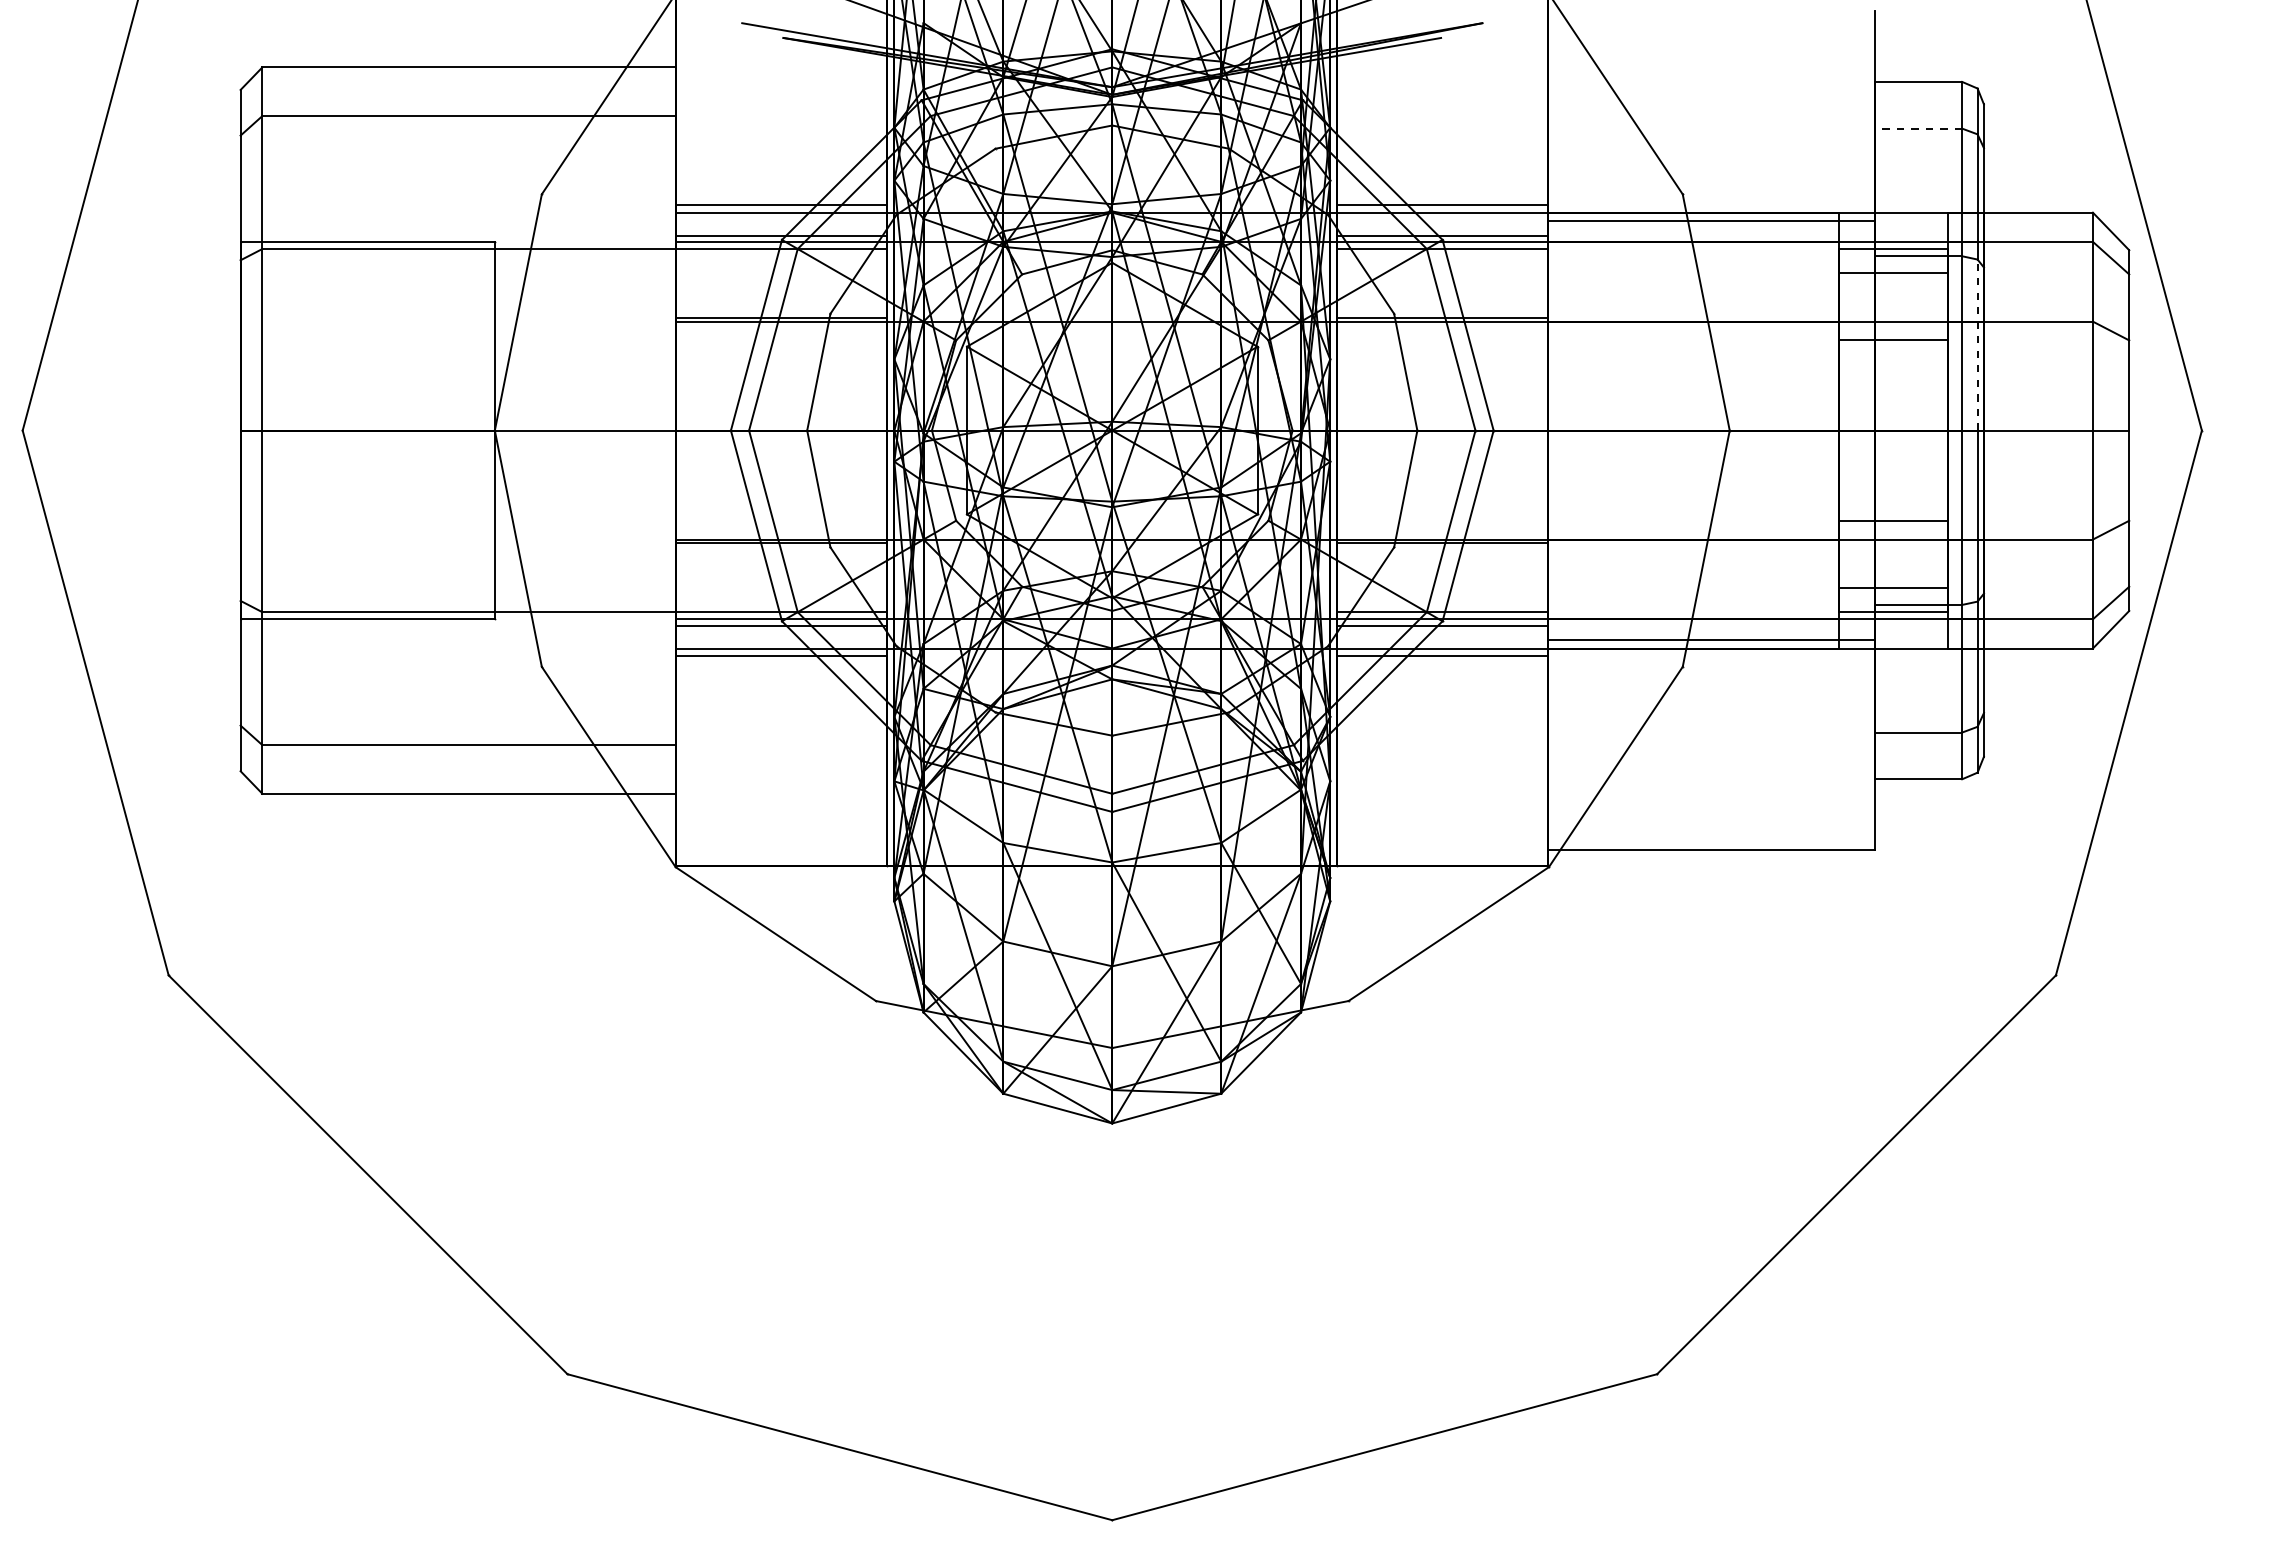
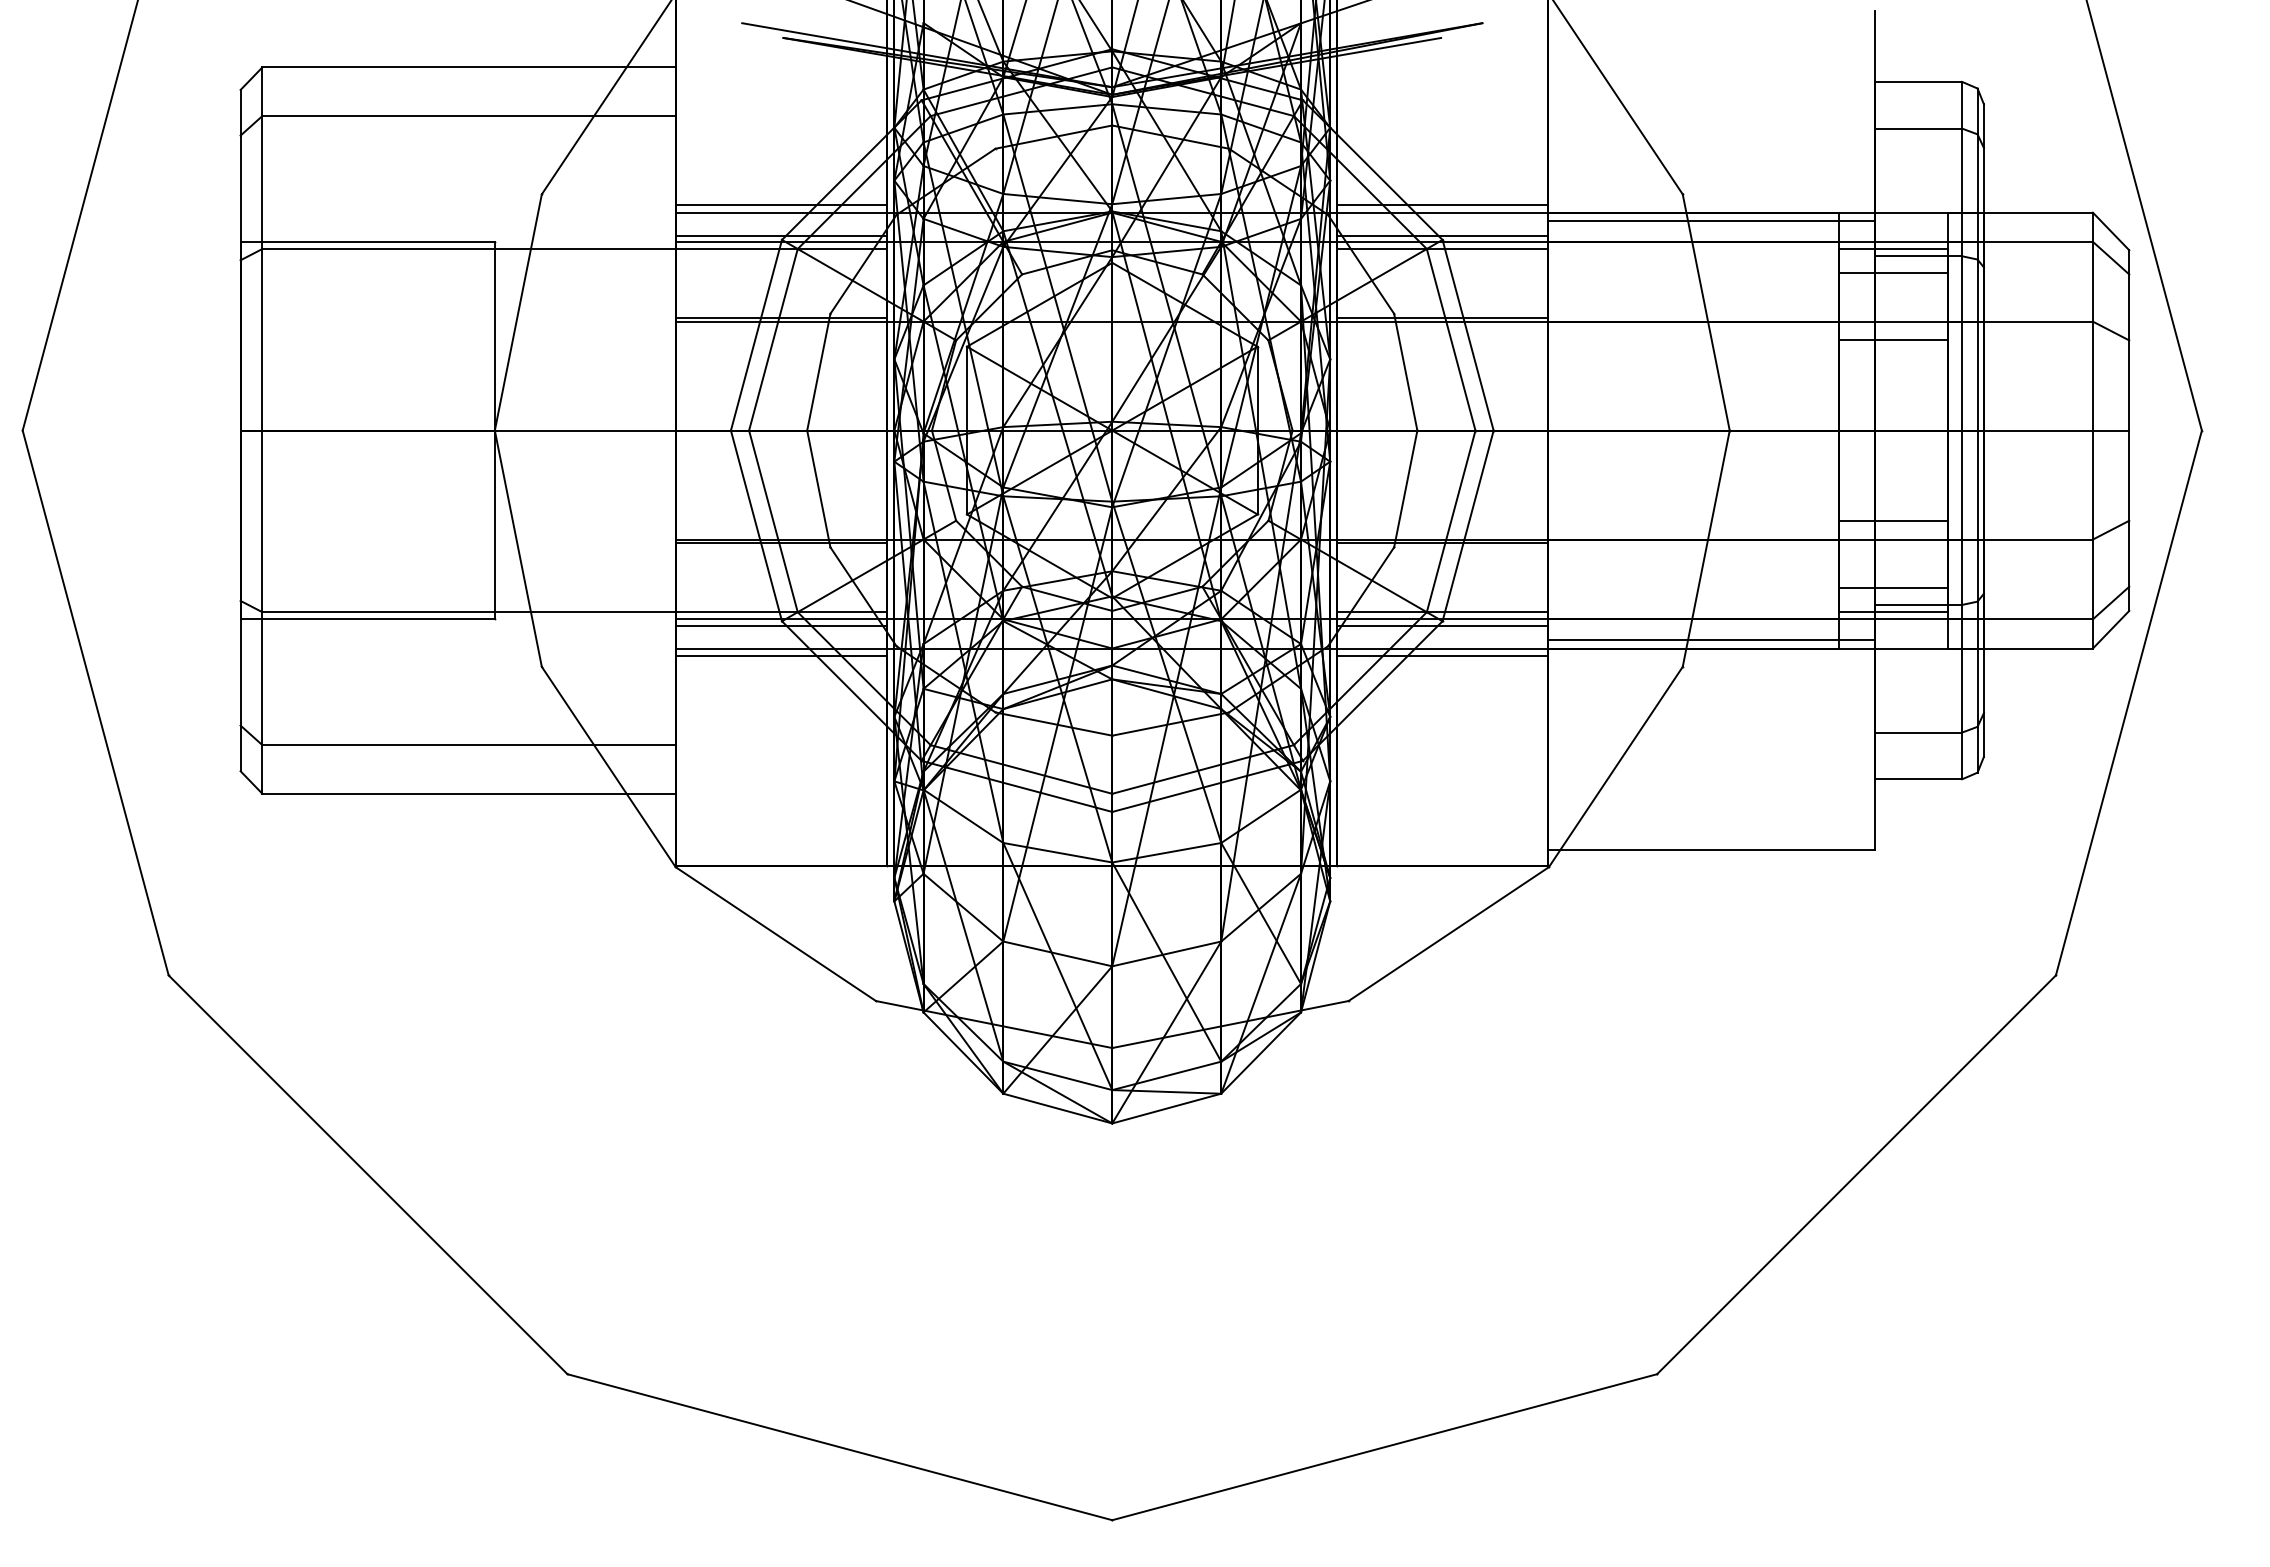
line: dashed -> solid (1918, 128)
line: dashed -> solid (1977, 345)
